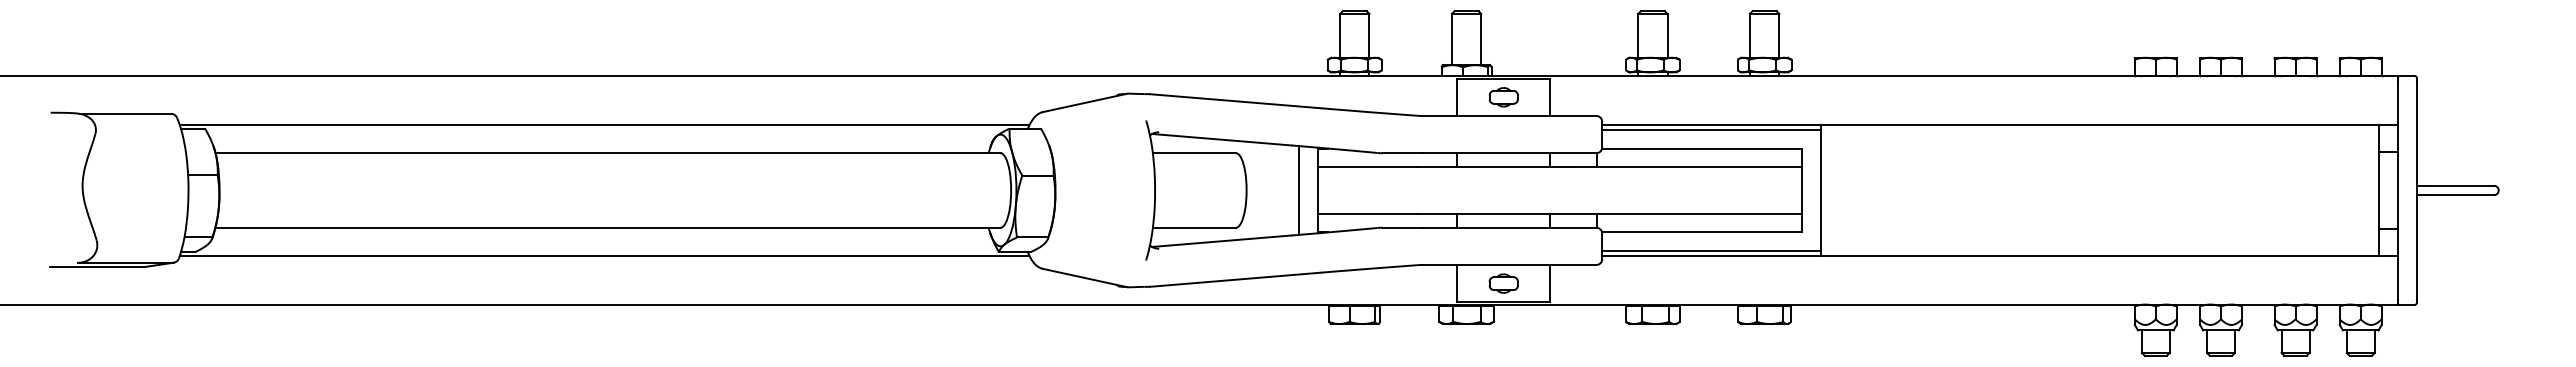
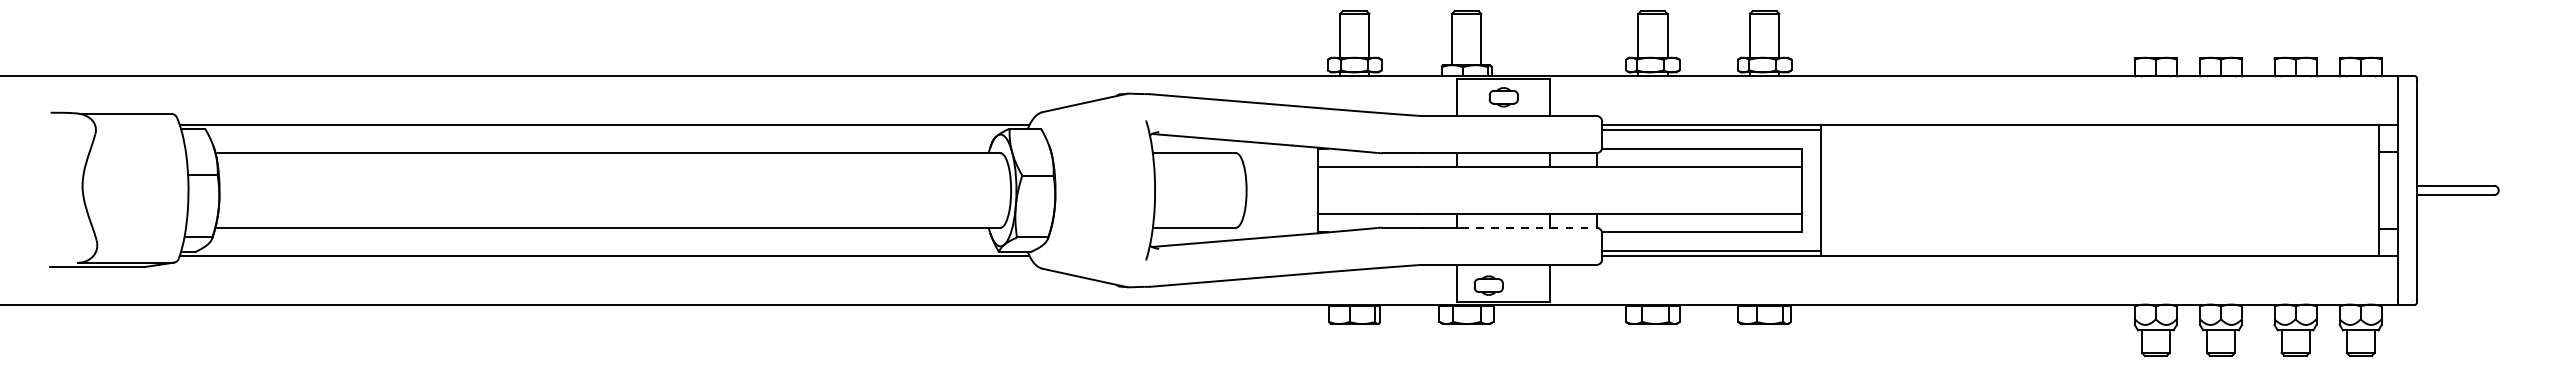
line: present -> none (1298, 190)
line: solid -> dashed (1529, 227)
part position: (1503, 283) -> (1488, 285) (1488, 285)
